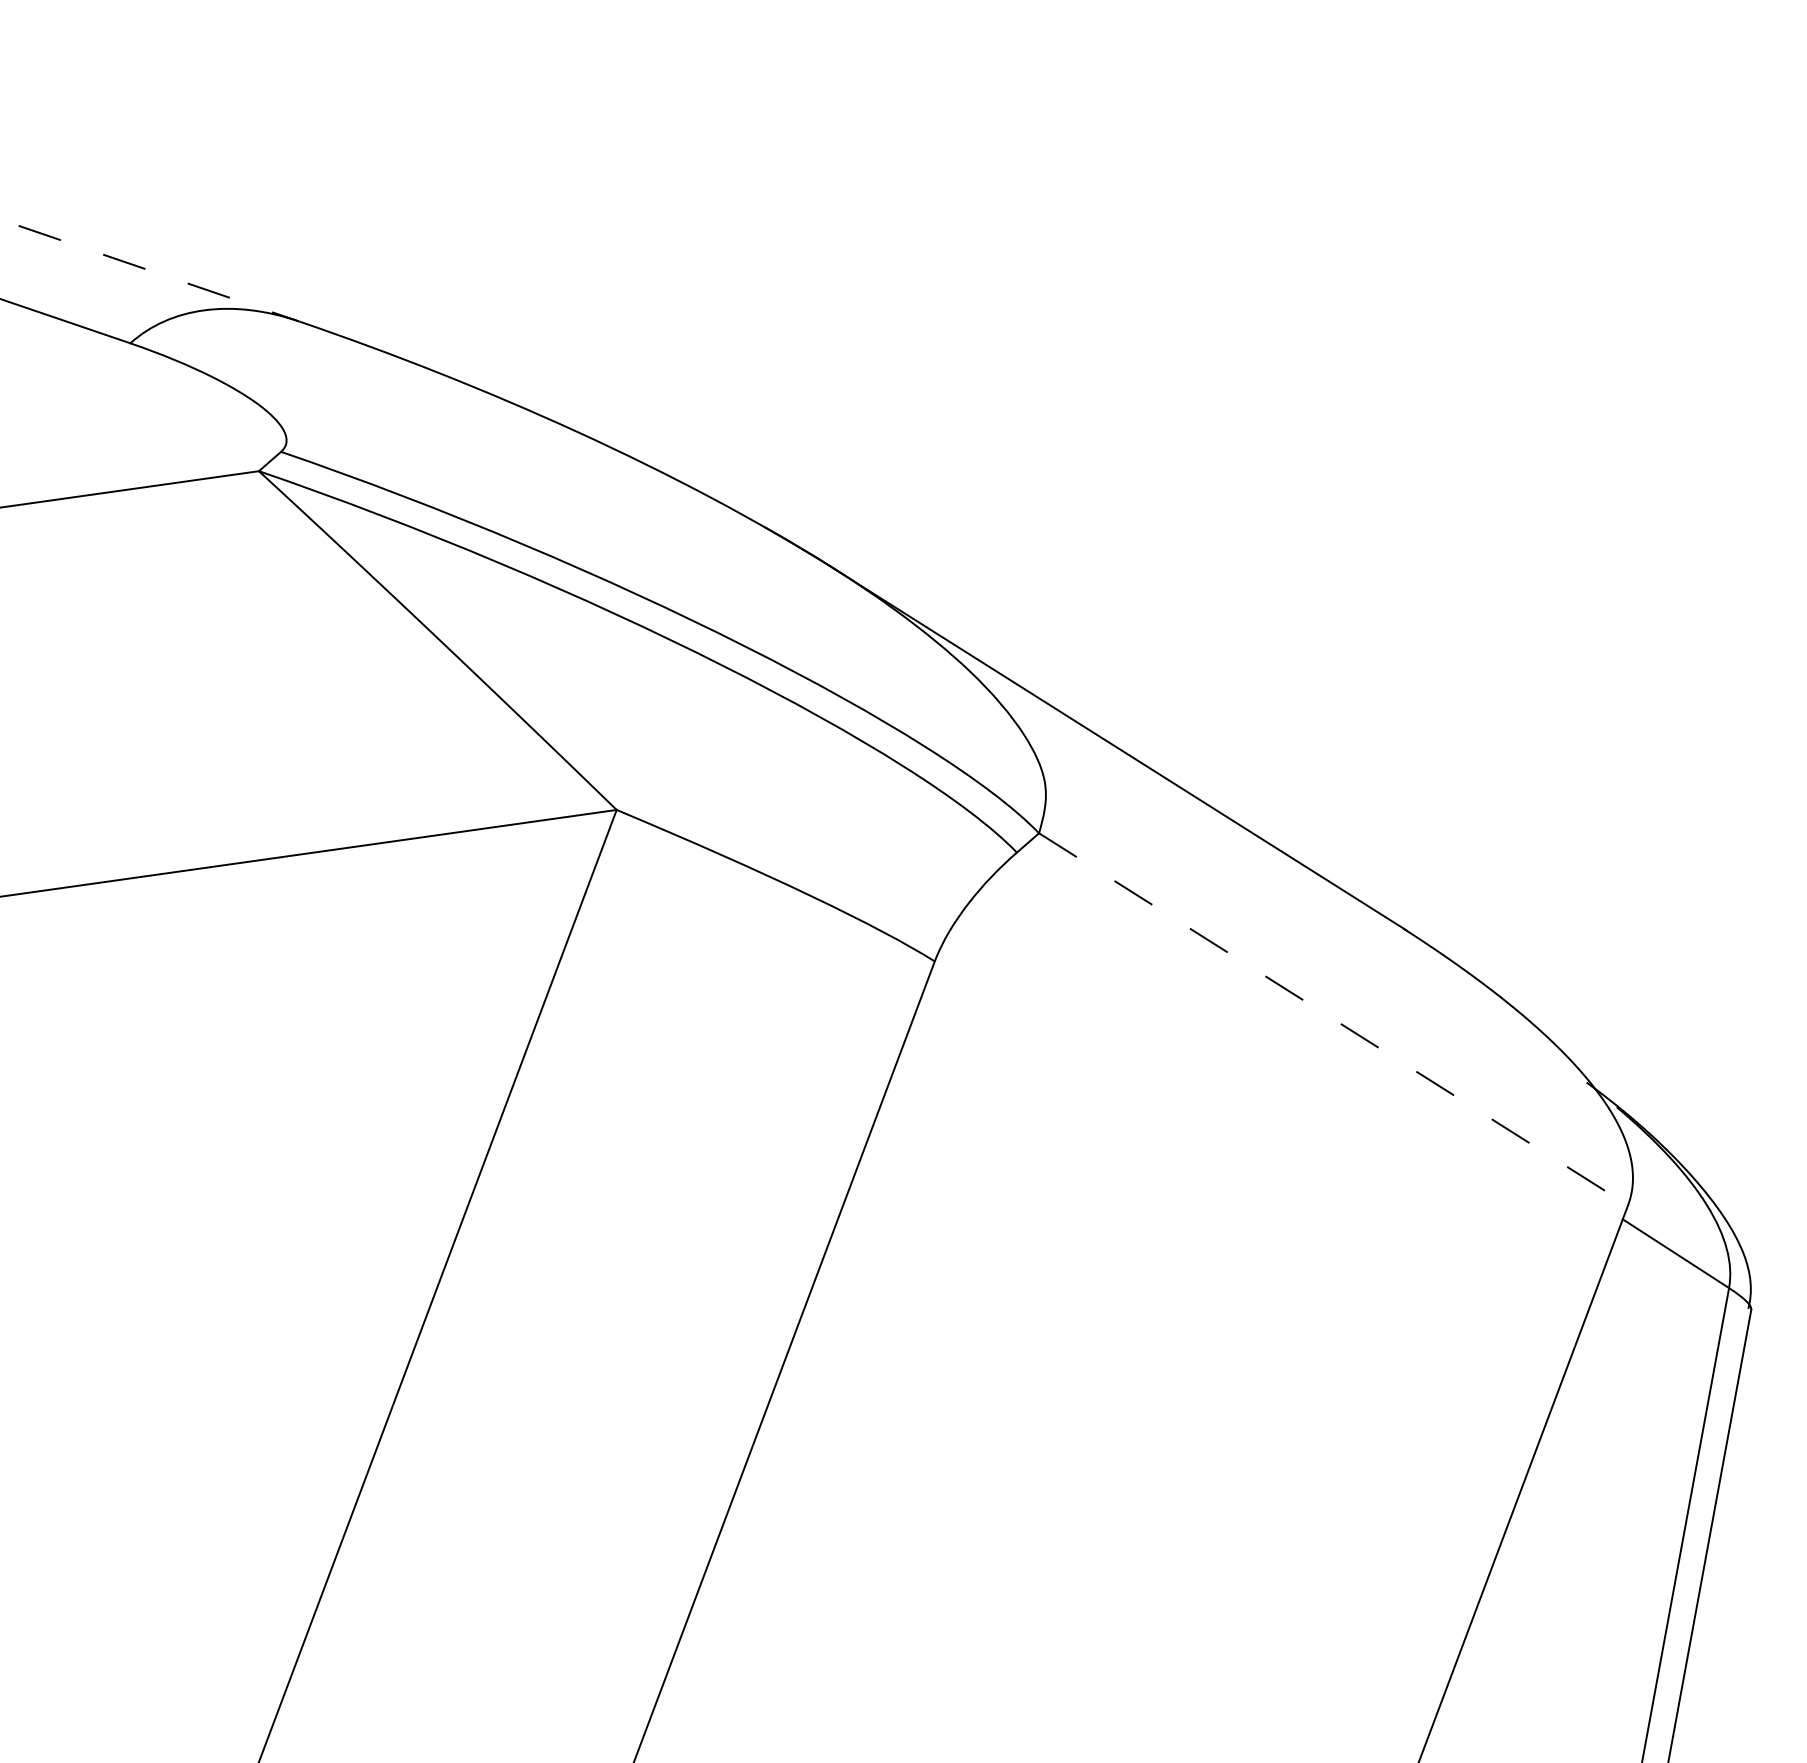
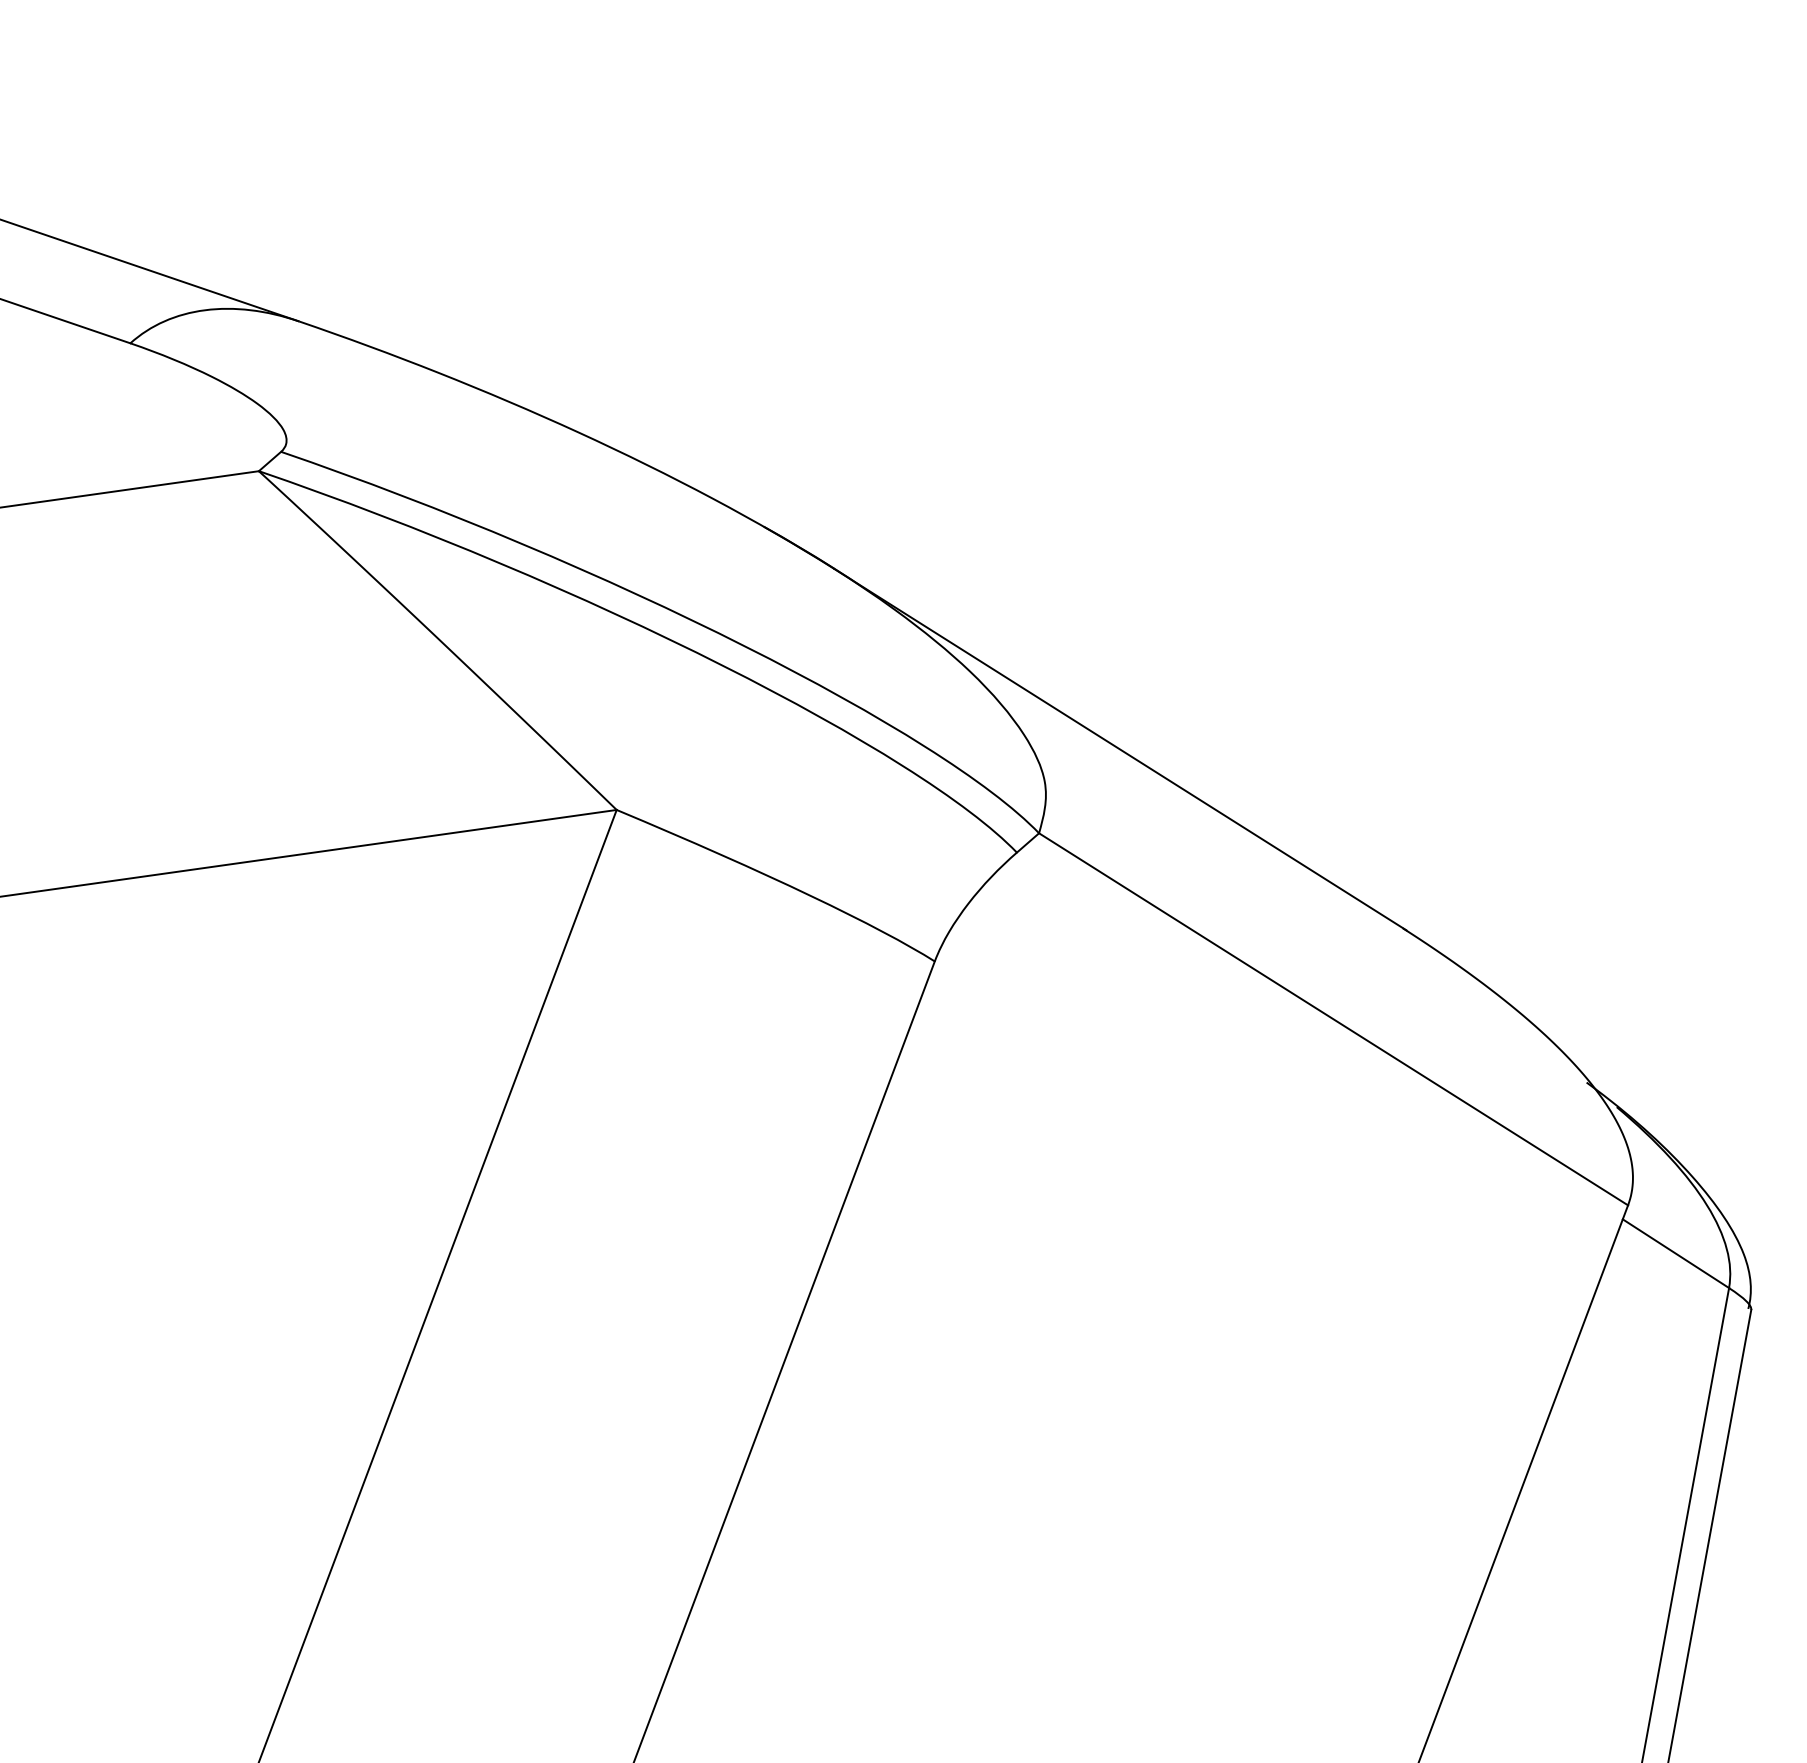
line: dashed -> solid (150, 270)
line: dashed -> solid (1334, 1019)
